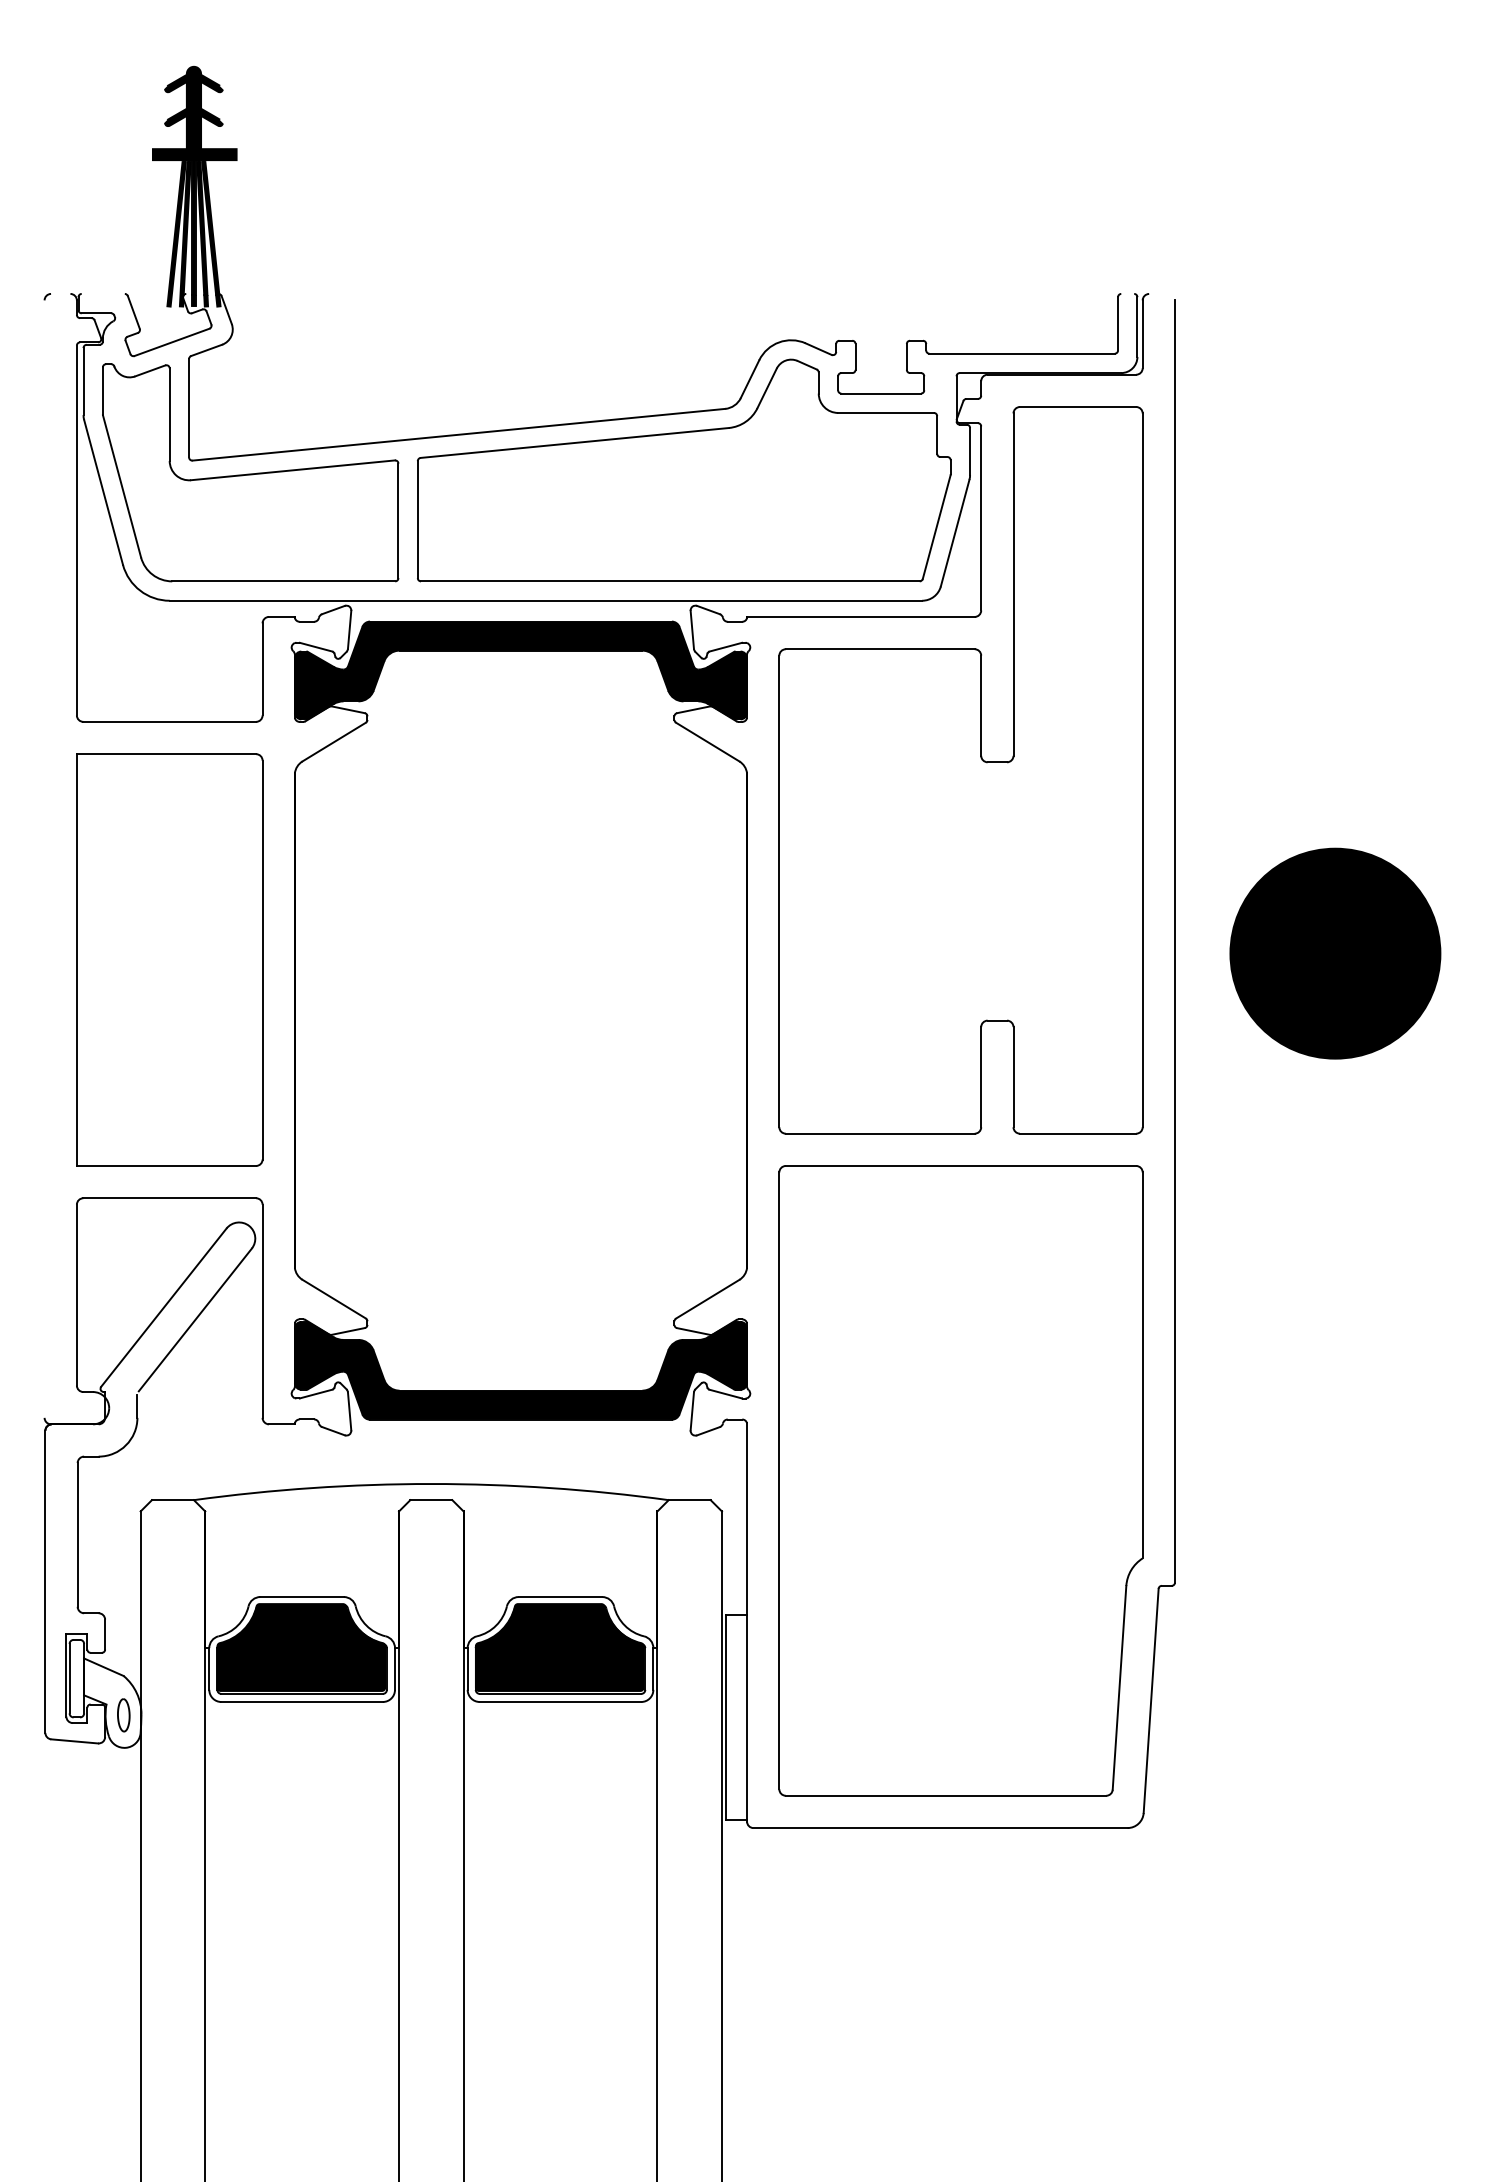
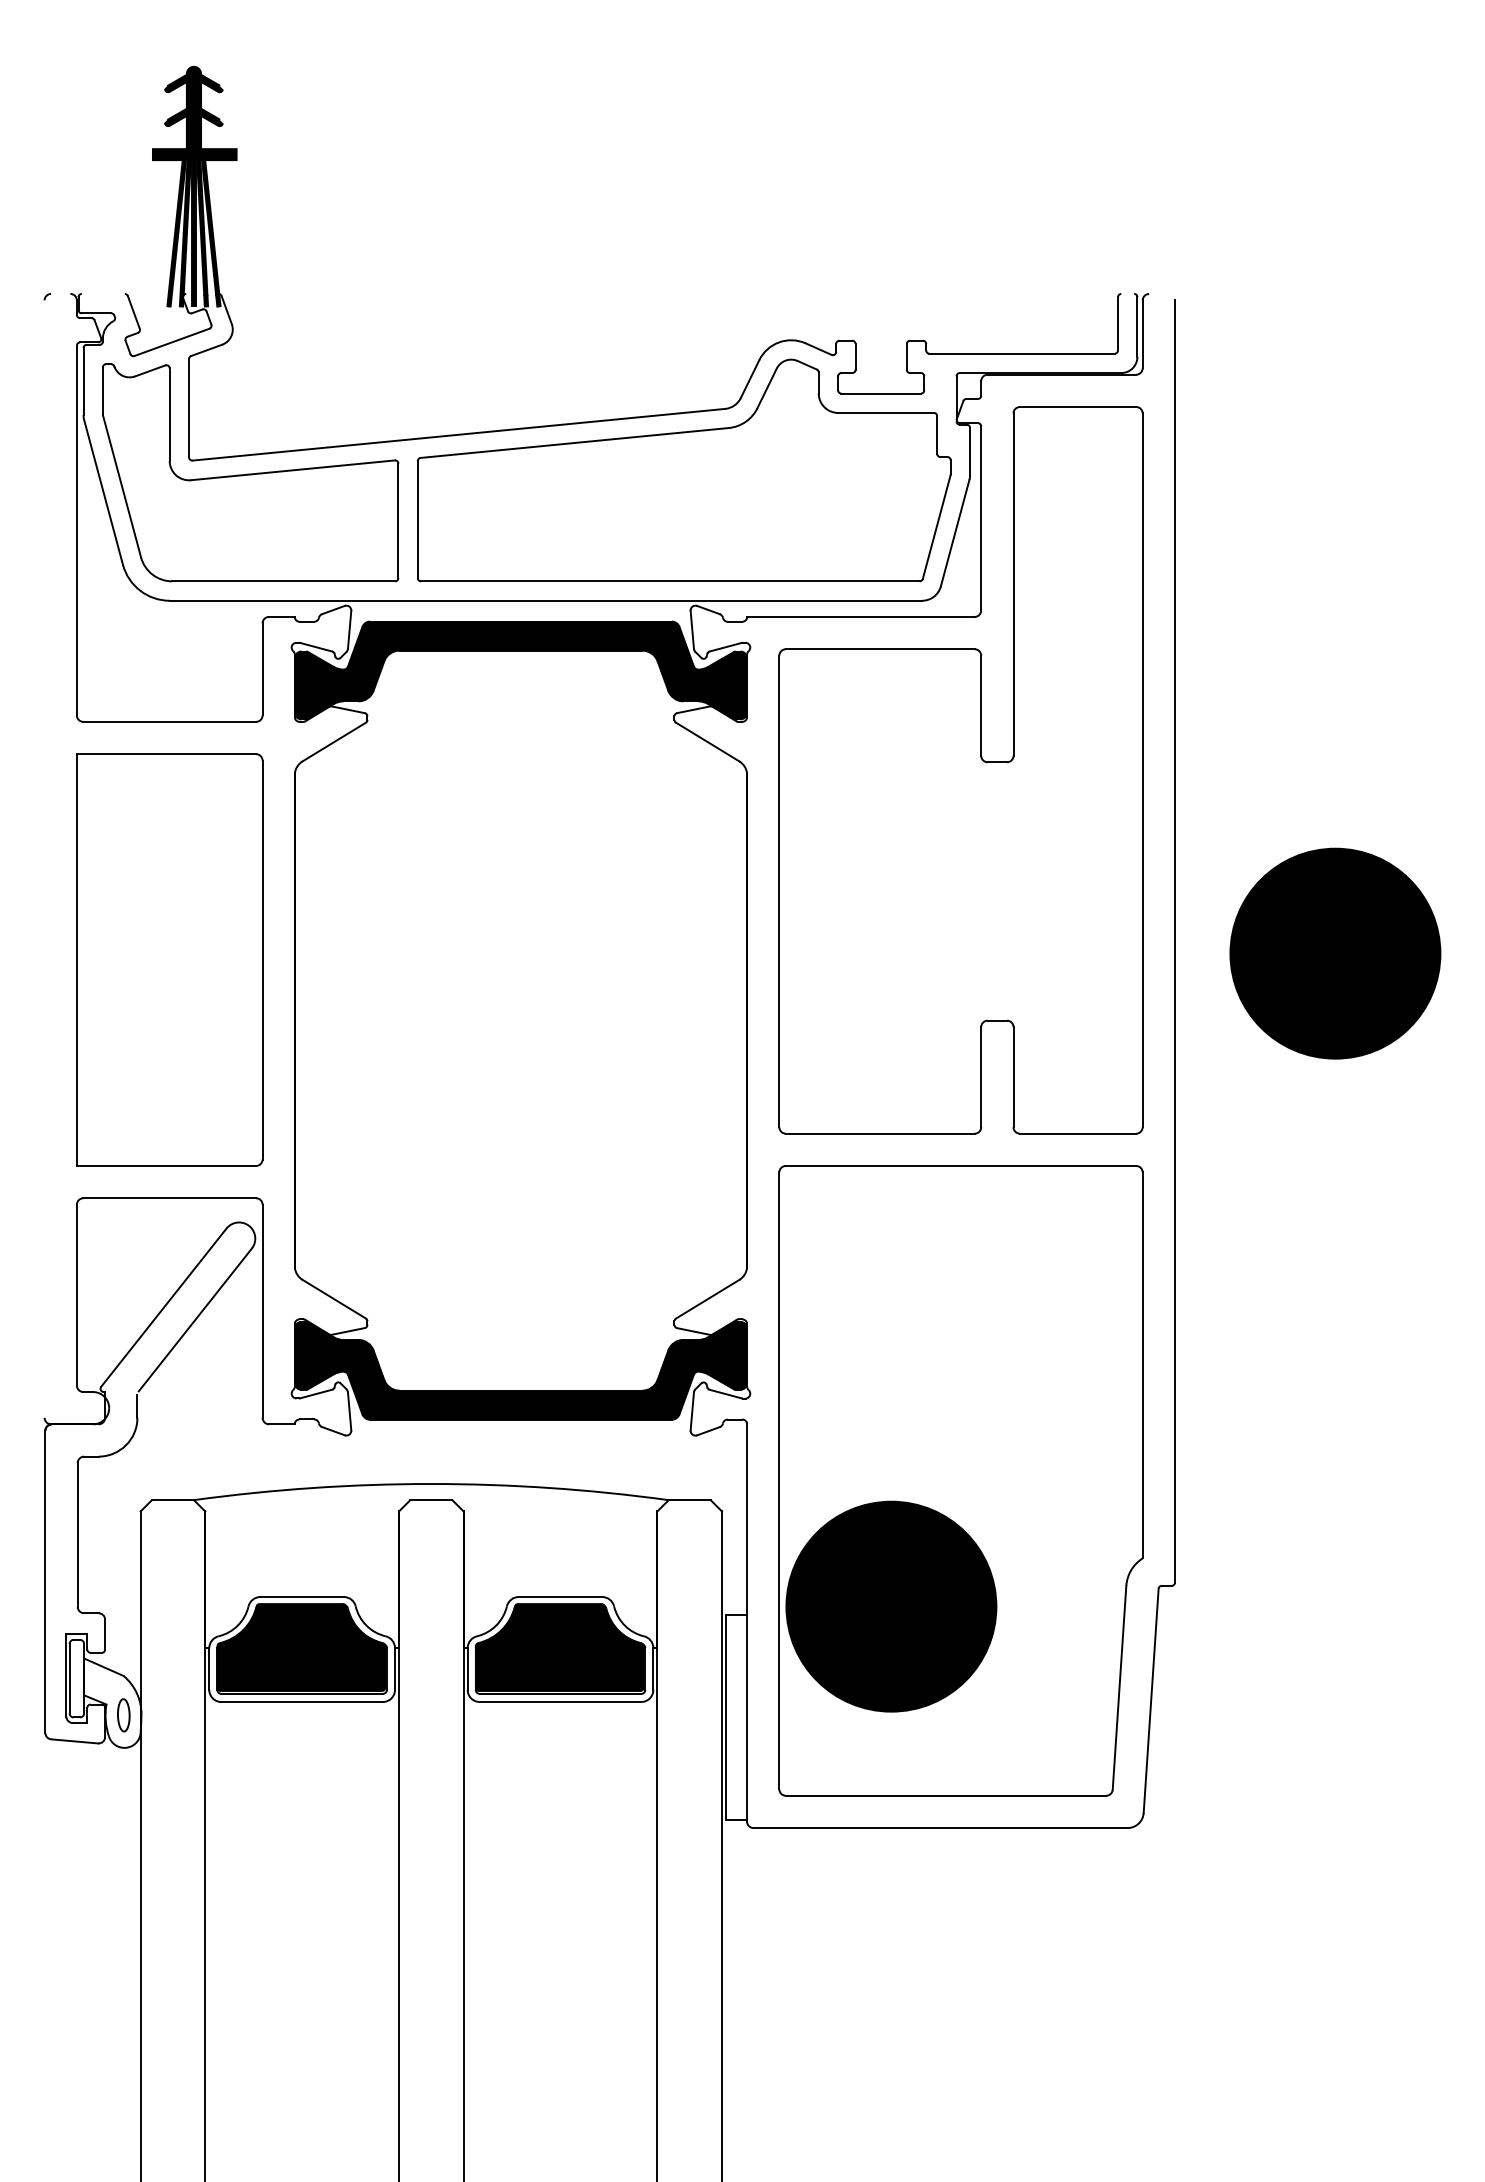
part: none -> present (891, 1606)
